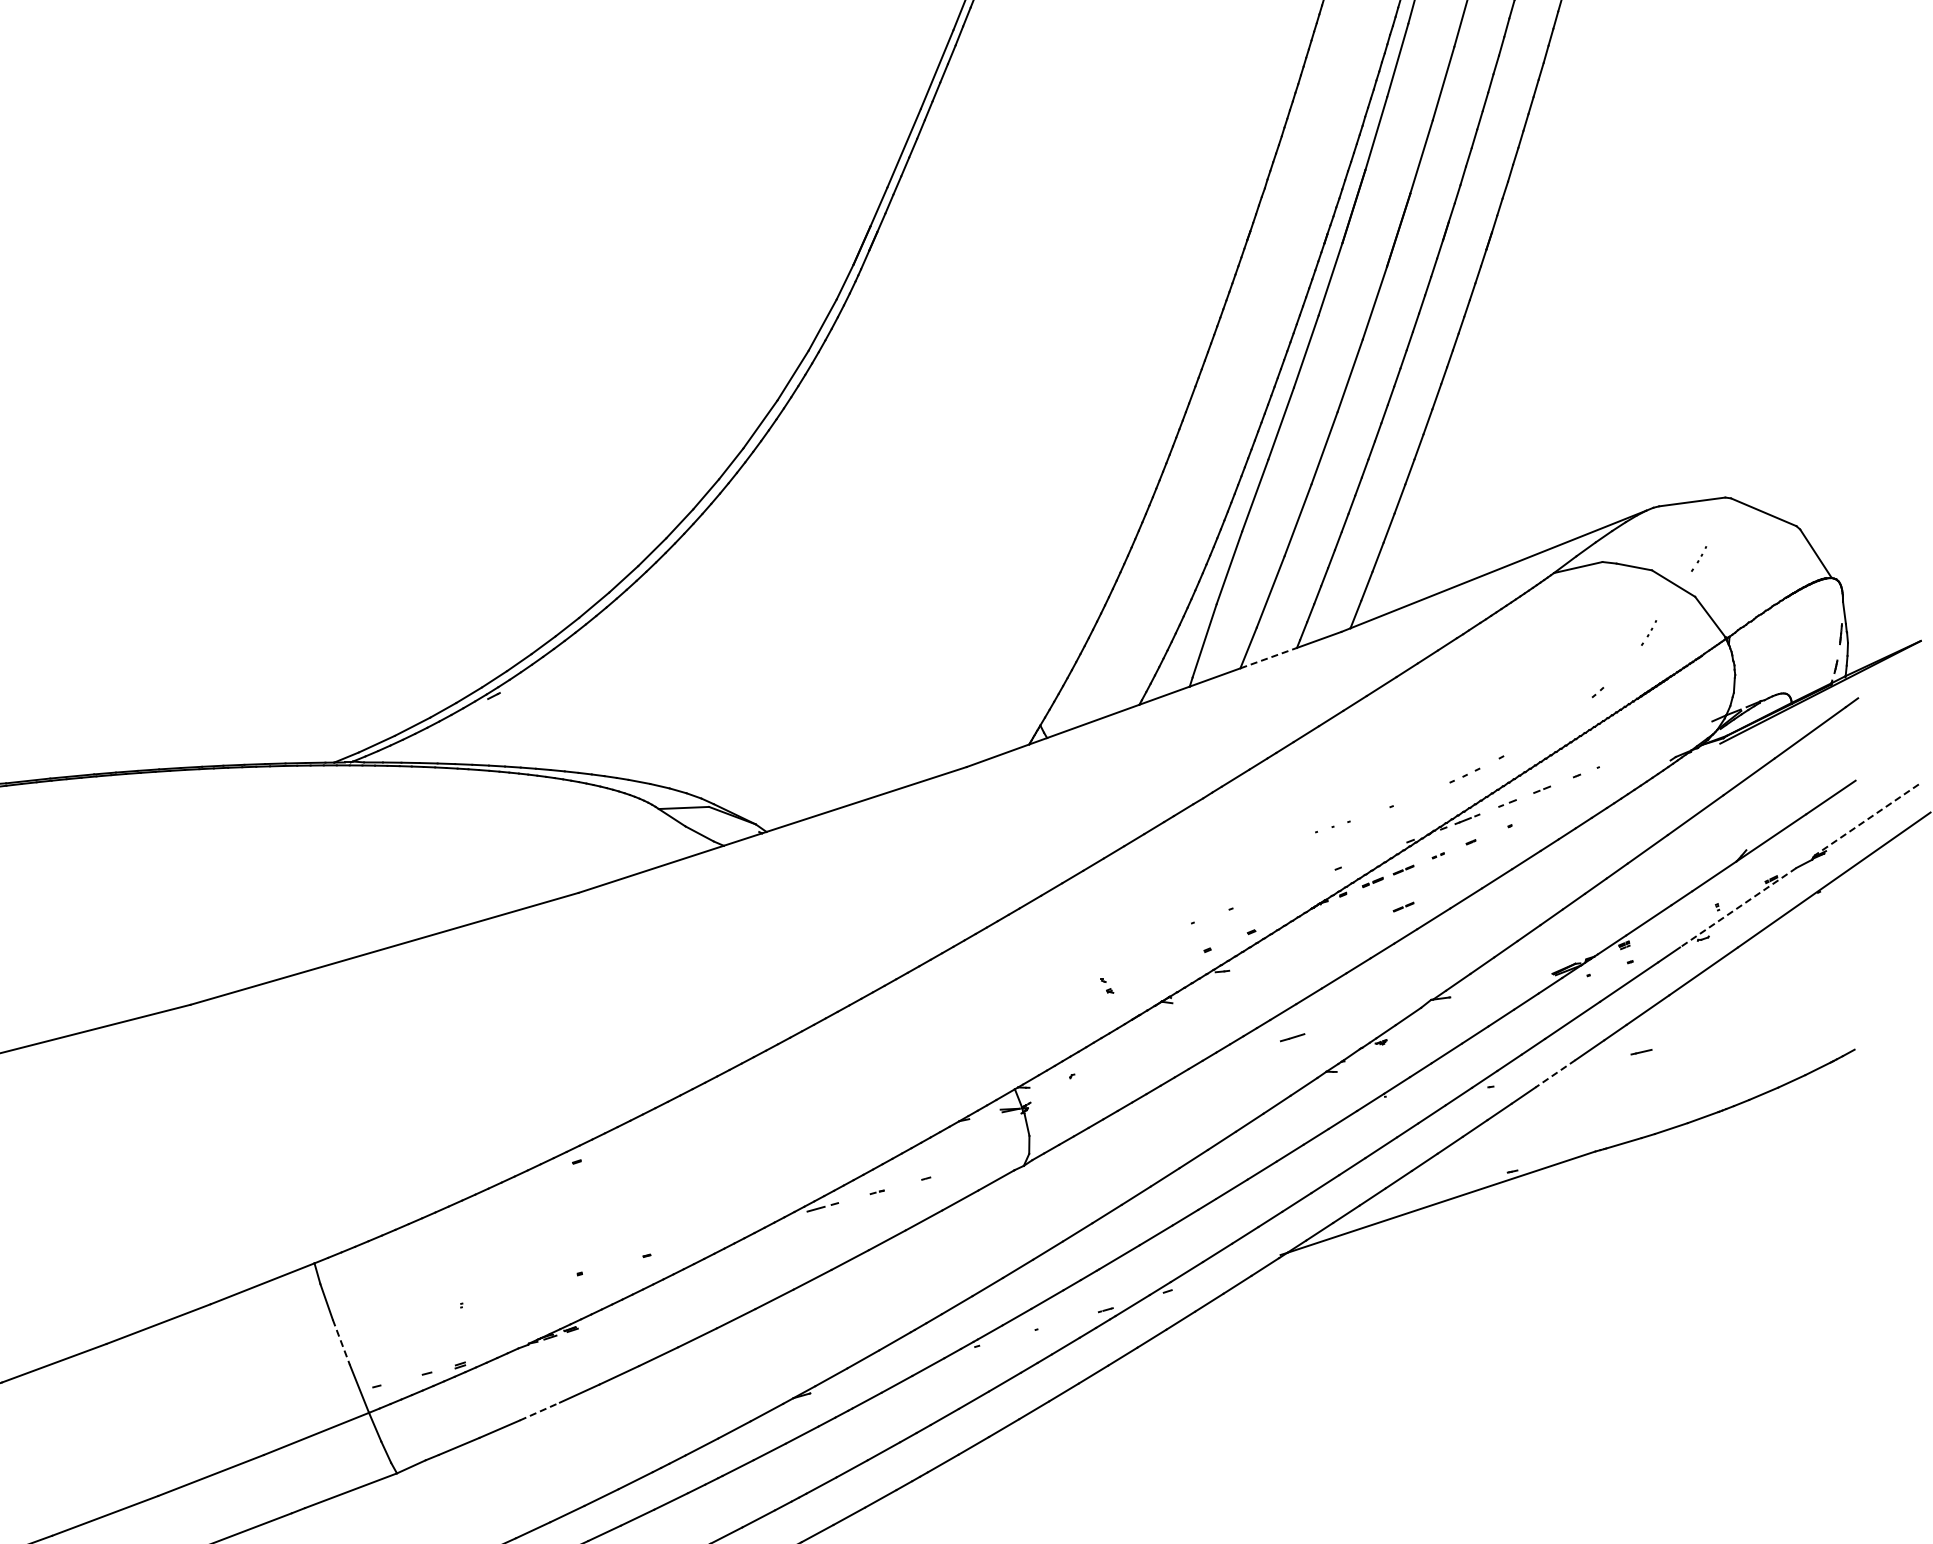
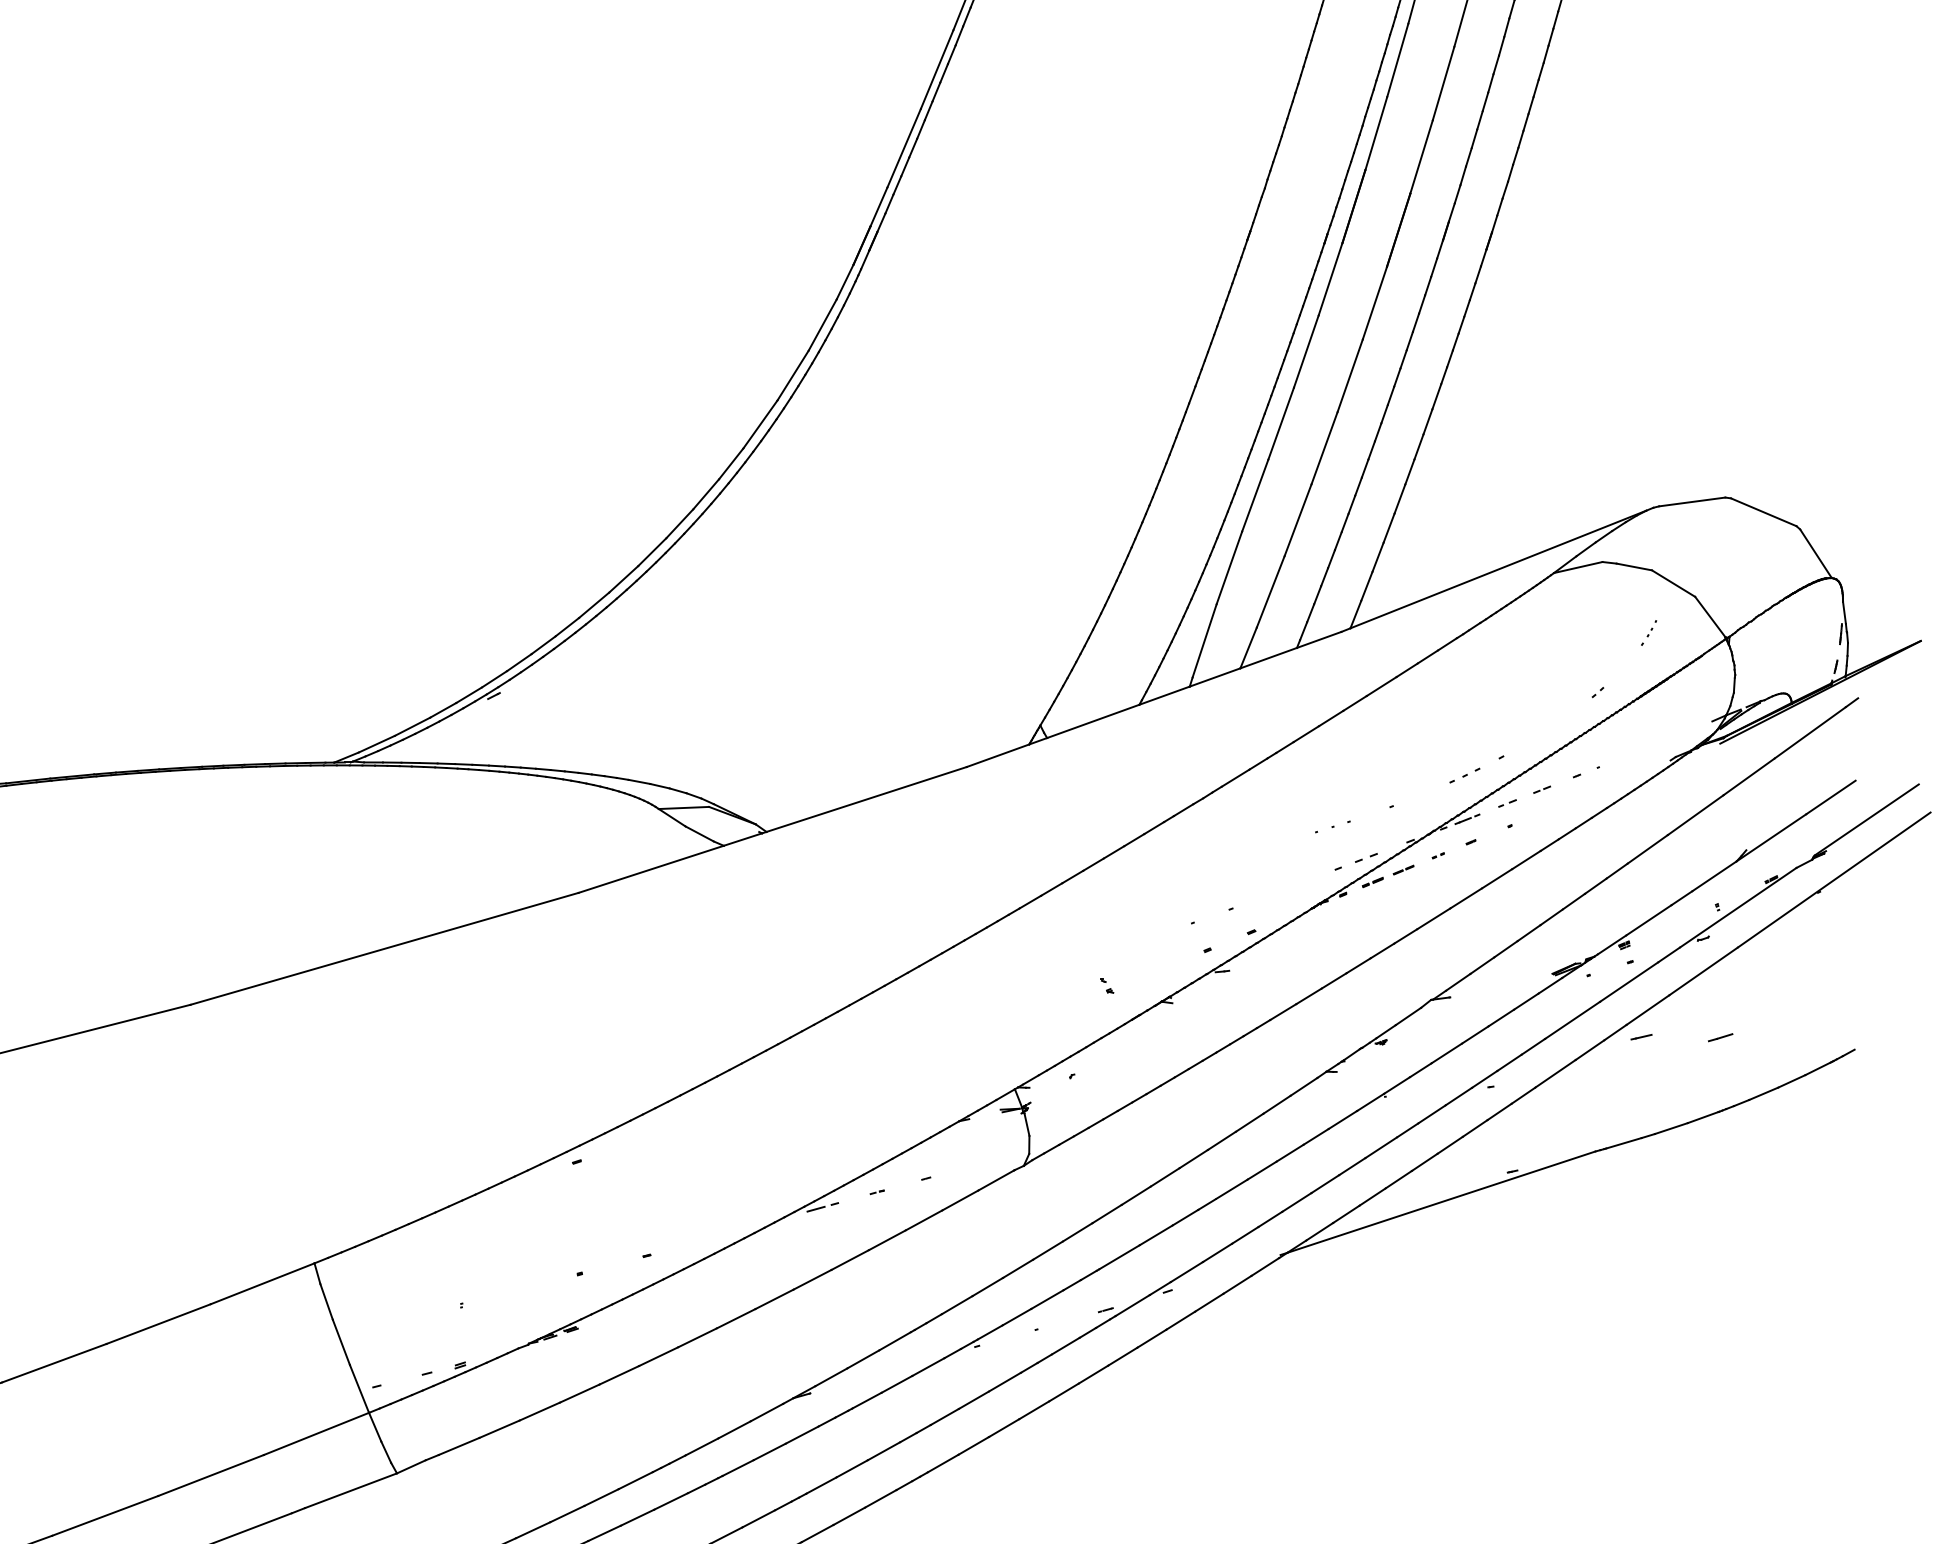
part: present -> none (1699, 558)
line: dashed -> solid (1269, 657)
line: dashed -> solid (1866, 820)
part: none -> present (1366, 857)
line: present -> none (1403, 906)
line: dashed -> solid (1738, 907)
line position: (1292, 1037) -> (1720, 1037) (1720, 1037)
line position: (1641, 1052) -> (1641, 1037) (1641, 1037)
line: dashed -> solid (1555, 1074)
line: dashed -> solid (341, 1342)
line: dashed -> solid (539, 1411)
